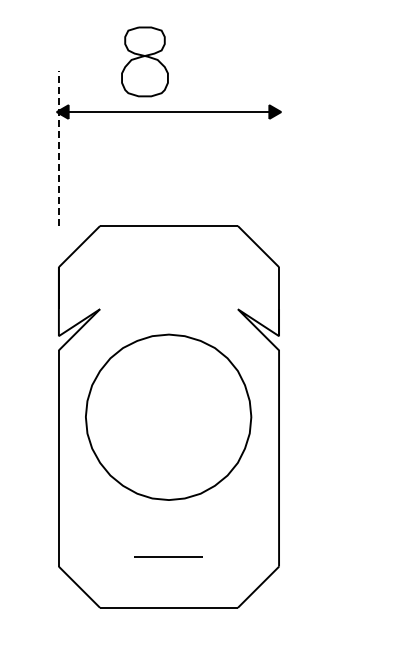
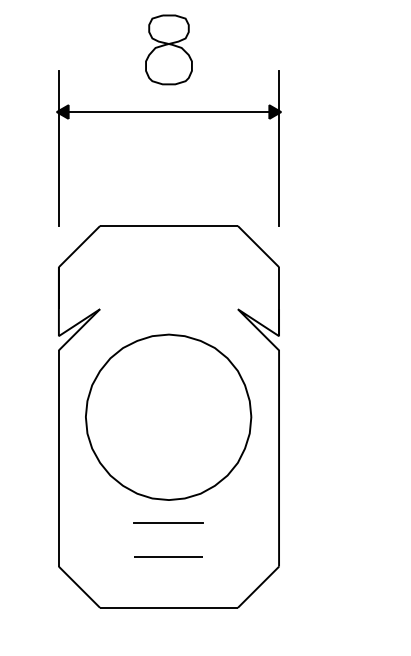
part position: (144, 61) -> (168, 49) (168, 49)
line: dashed -> solid (58, 148)
line: none -> present (279, 148)
line: none -> present (168, 523)
